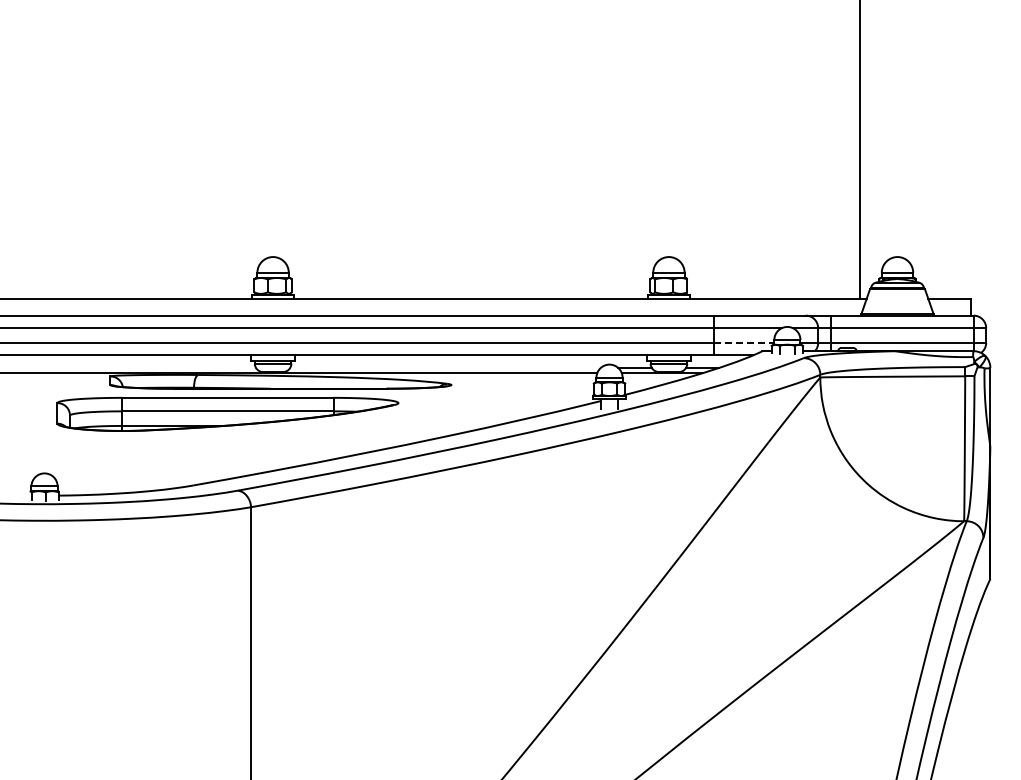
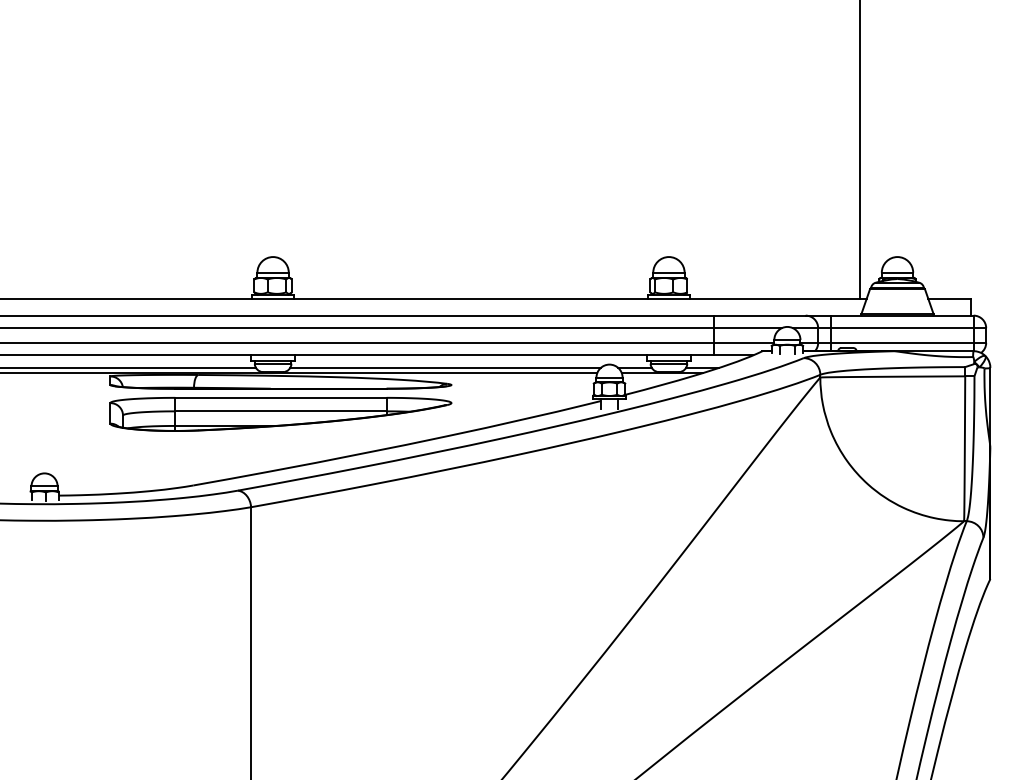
line: dashed -> solid (744, 342)
line: none -> present (128, 367)
line: none -> present (445, 367)
part position: (227, 414) -> (280, 414) (280, 414)
